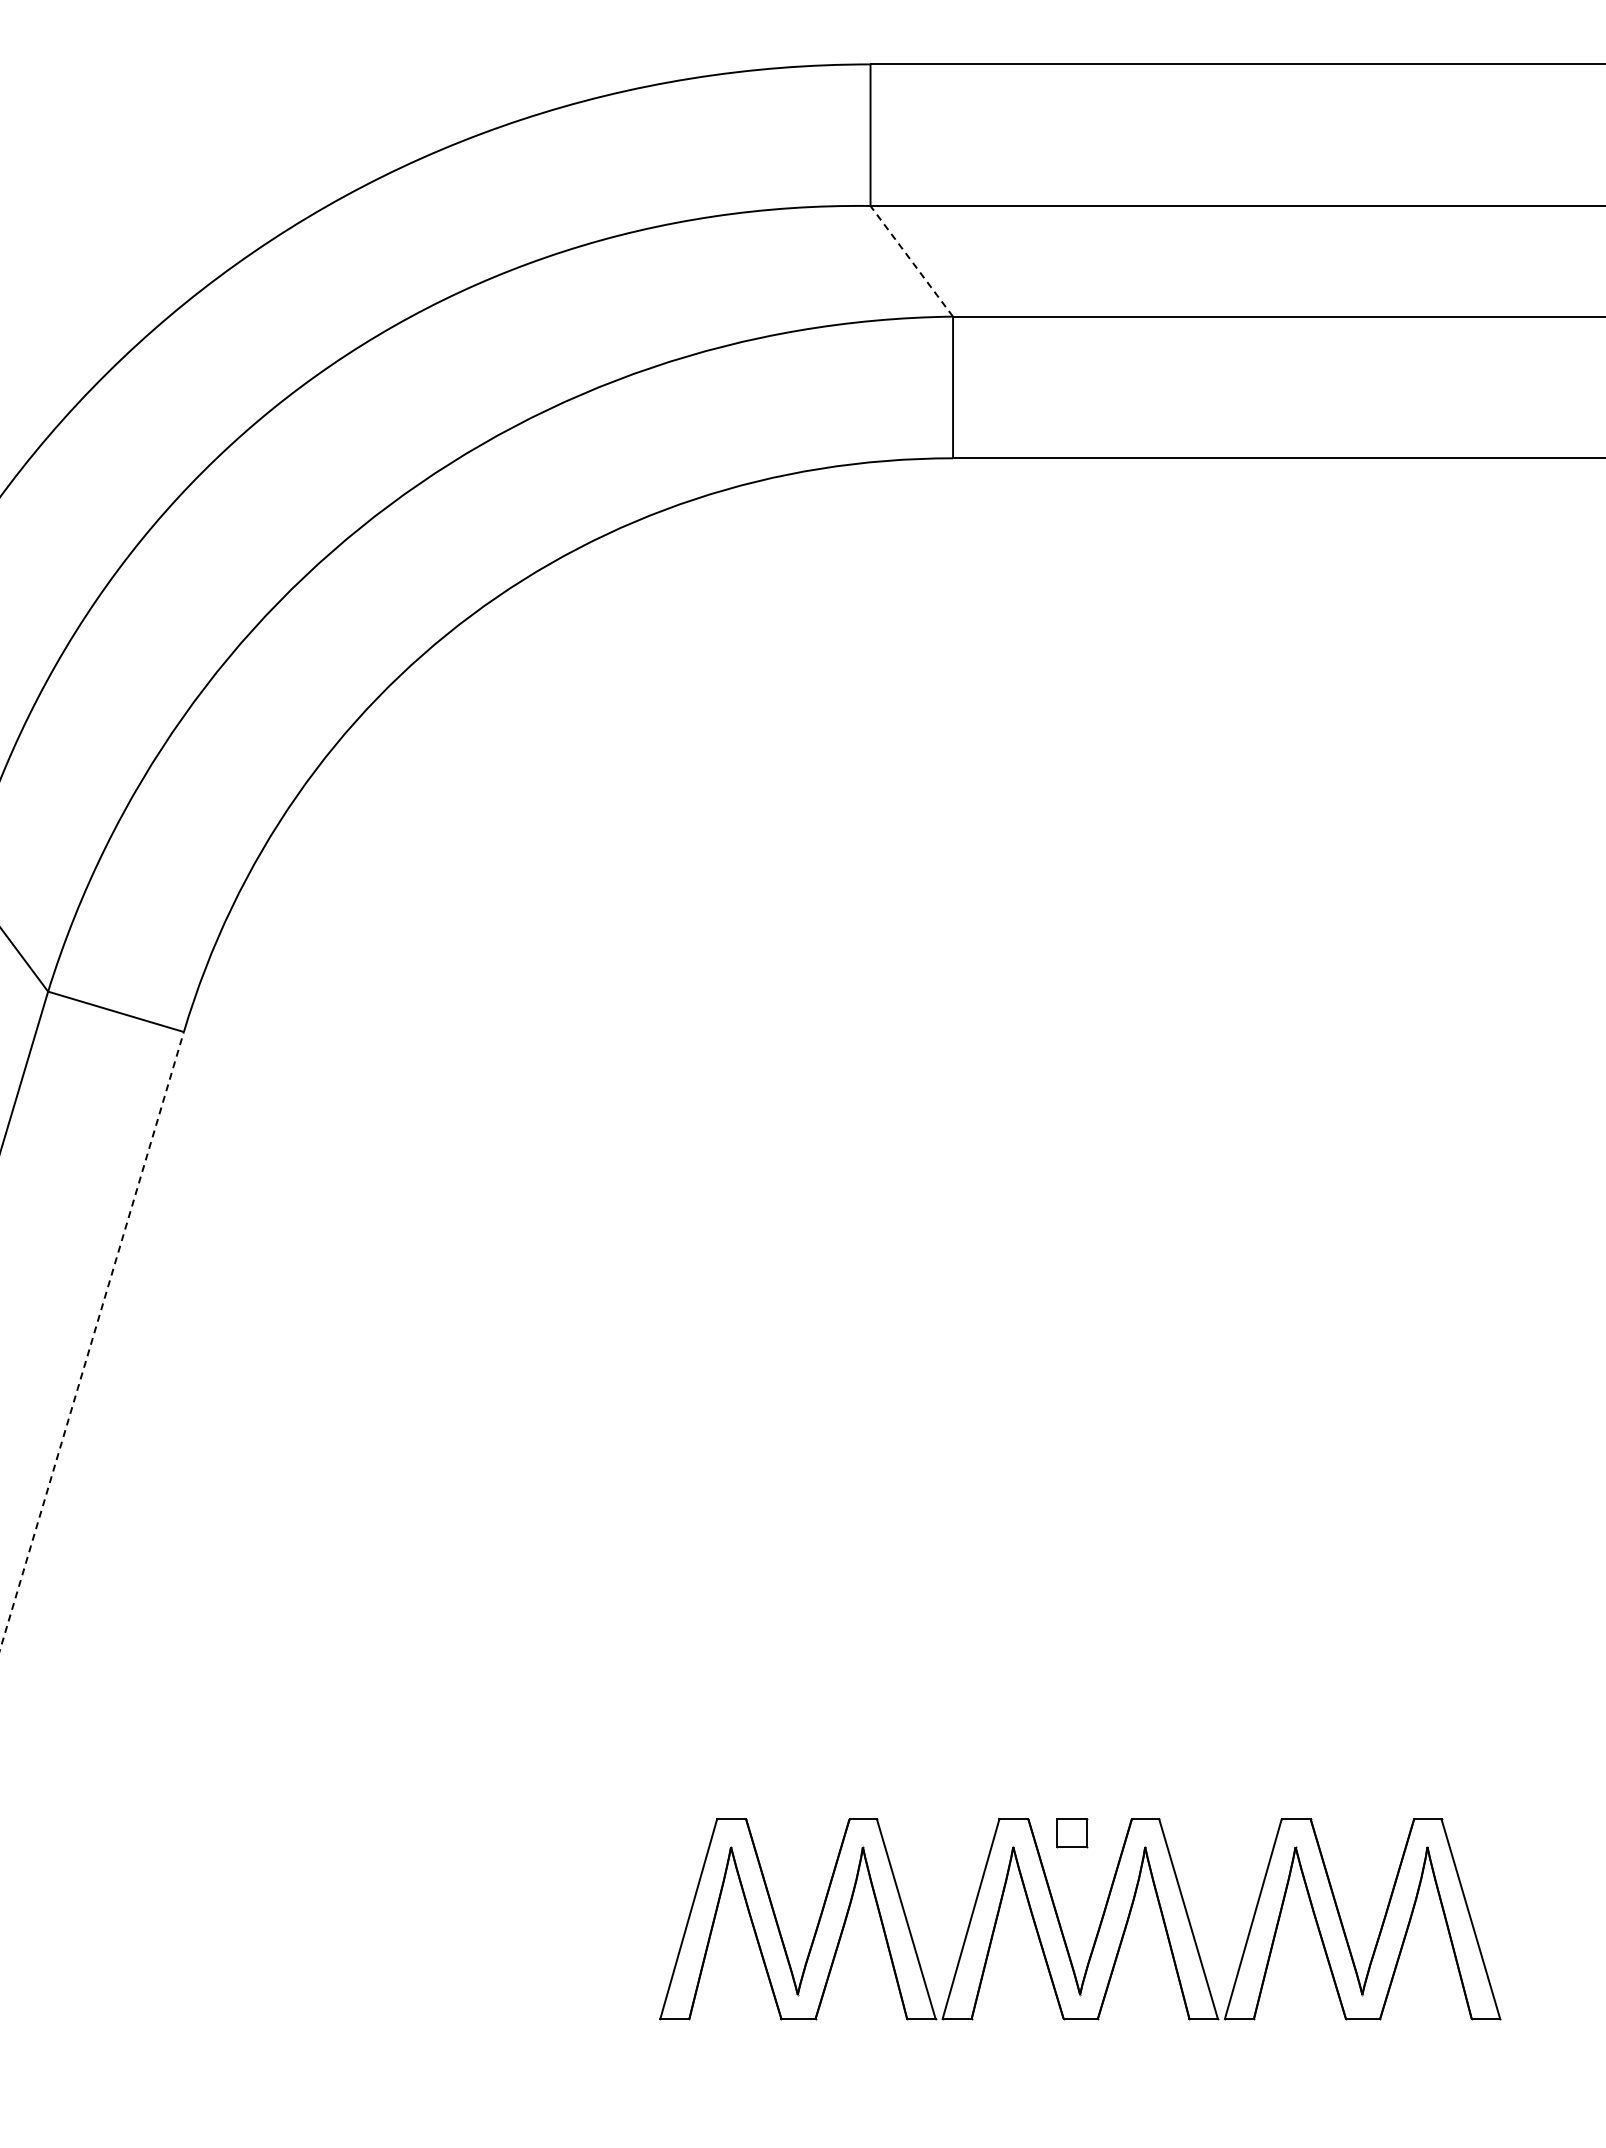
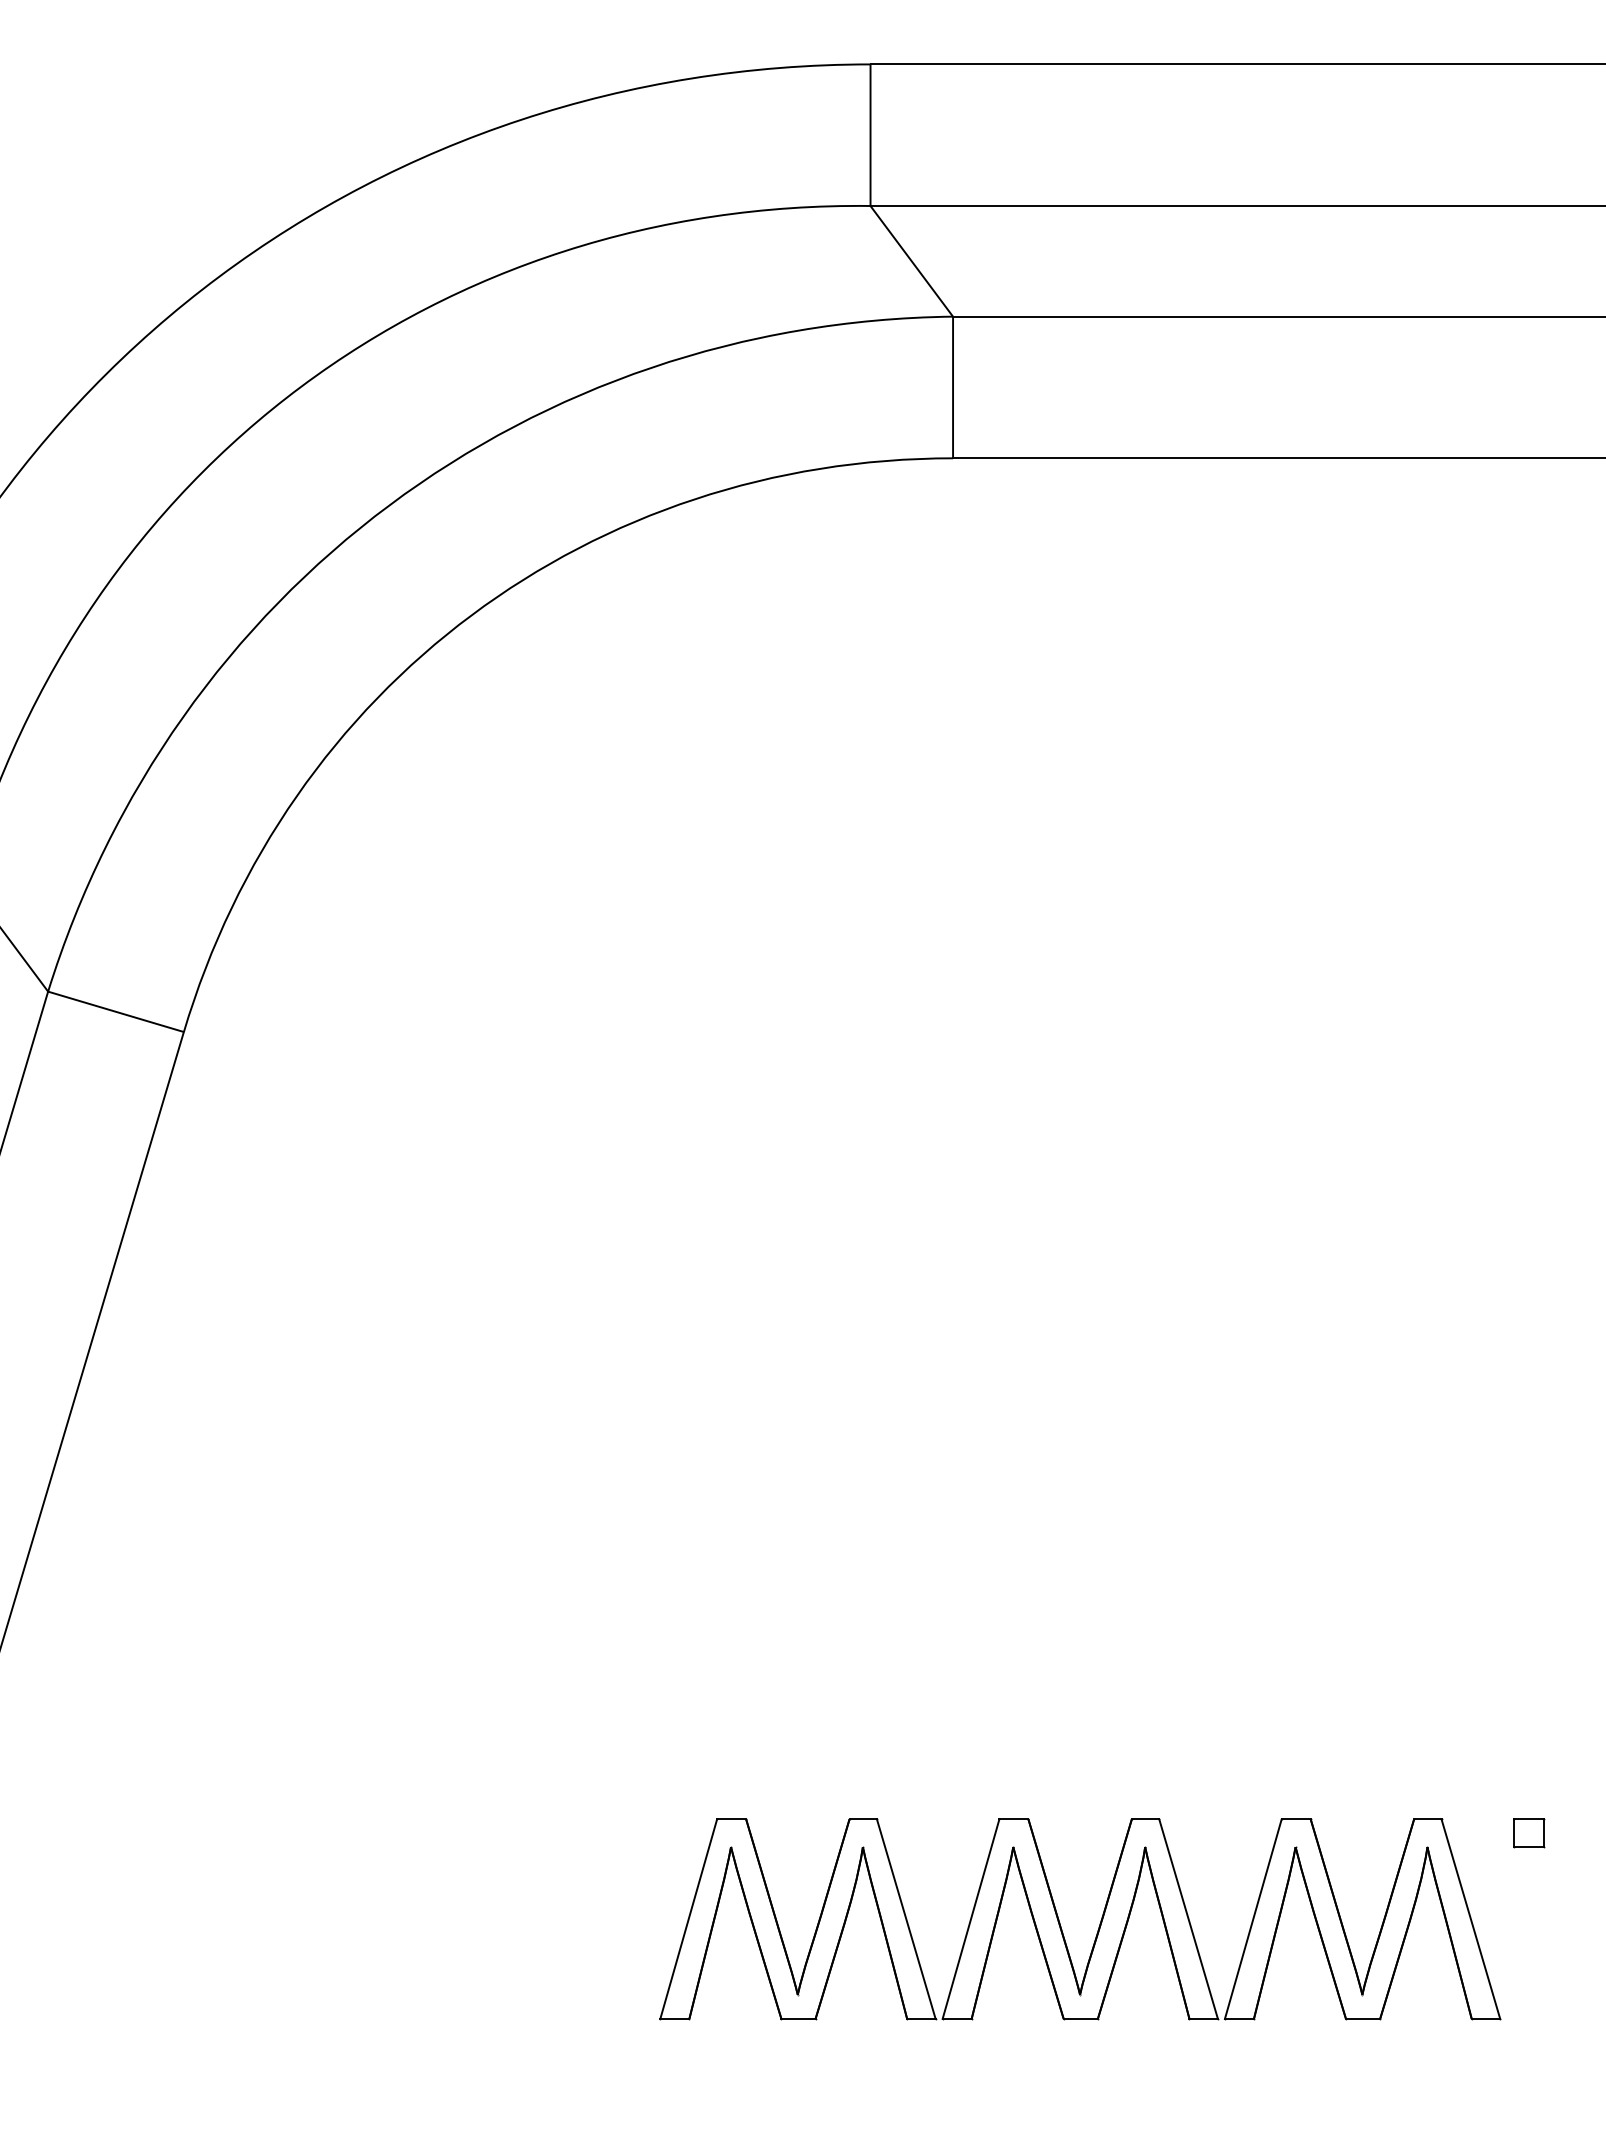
line: dashed -> solid (911, 260)
line: dashed -> solid (92, 1340)
part position: (1072, 1833) -> (1529, 1833) (1529, 1833)
